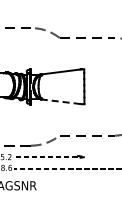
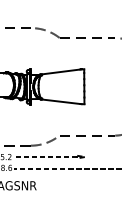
line: dashed -> solid (60, 101)
